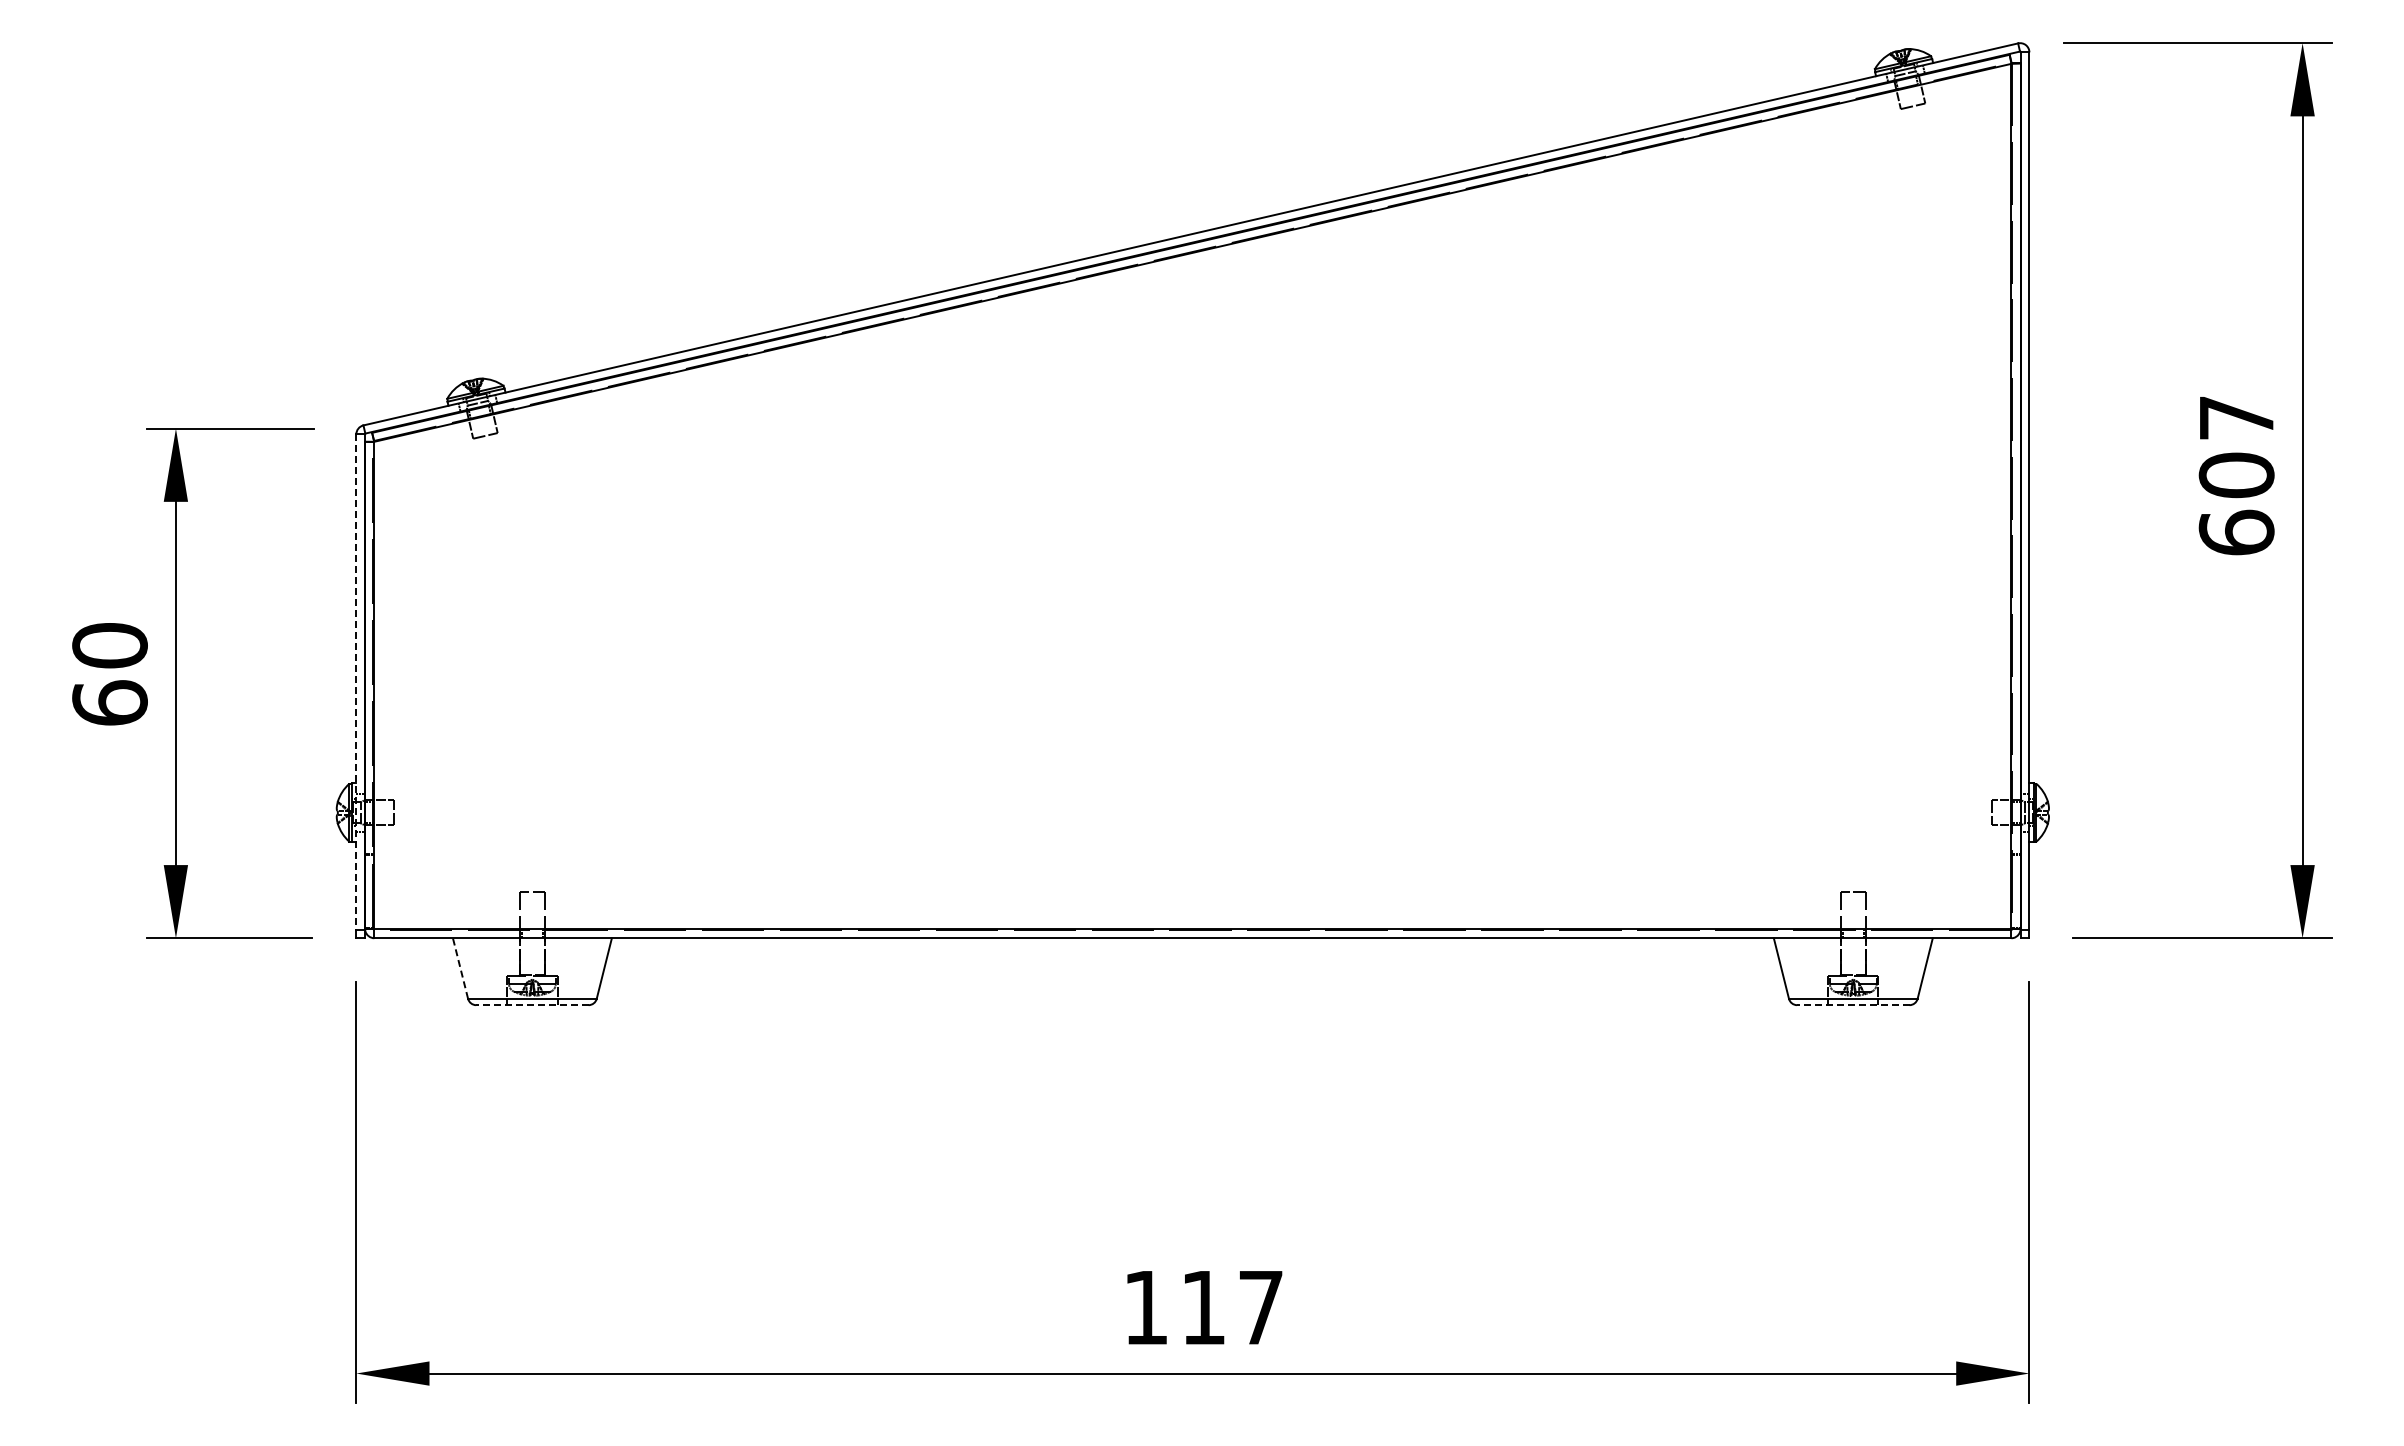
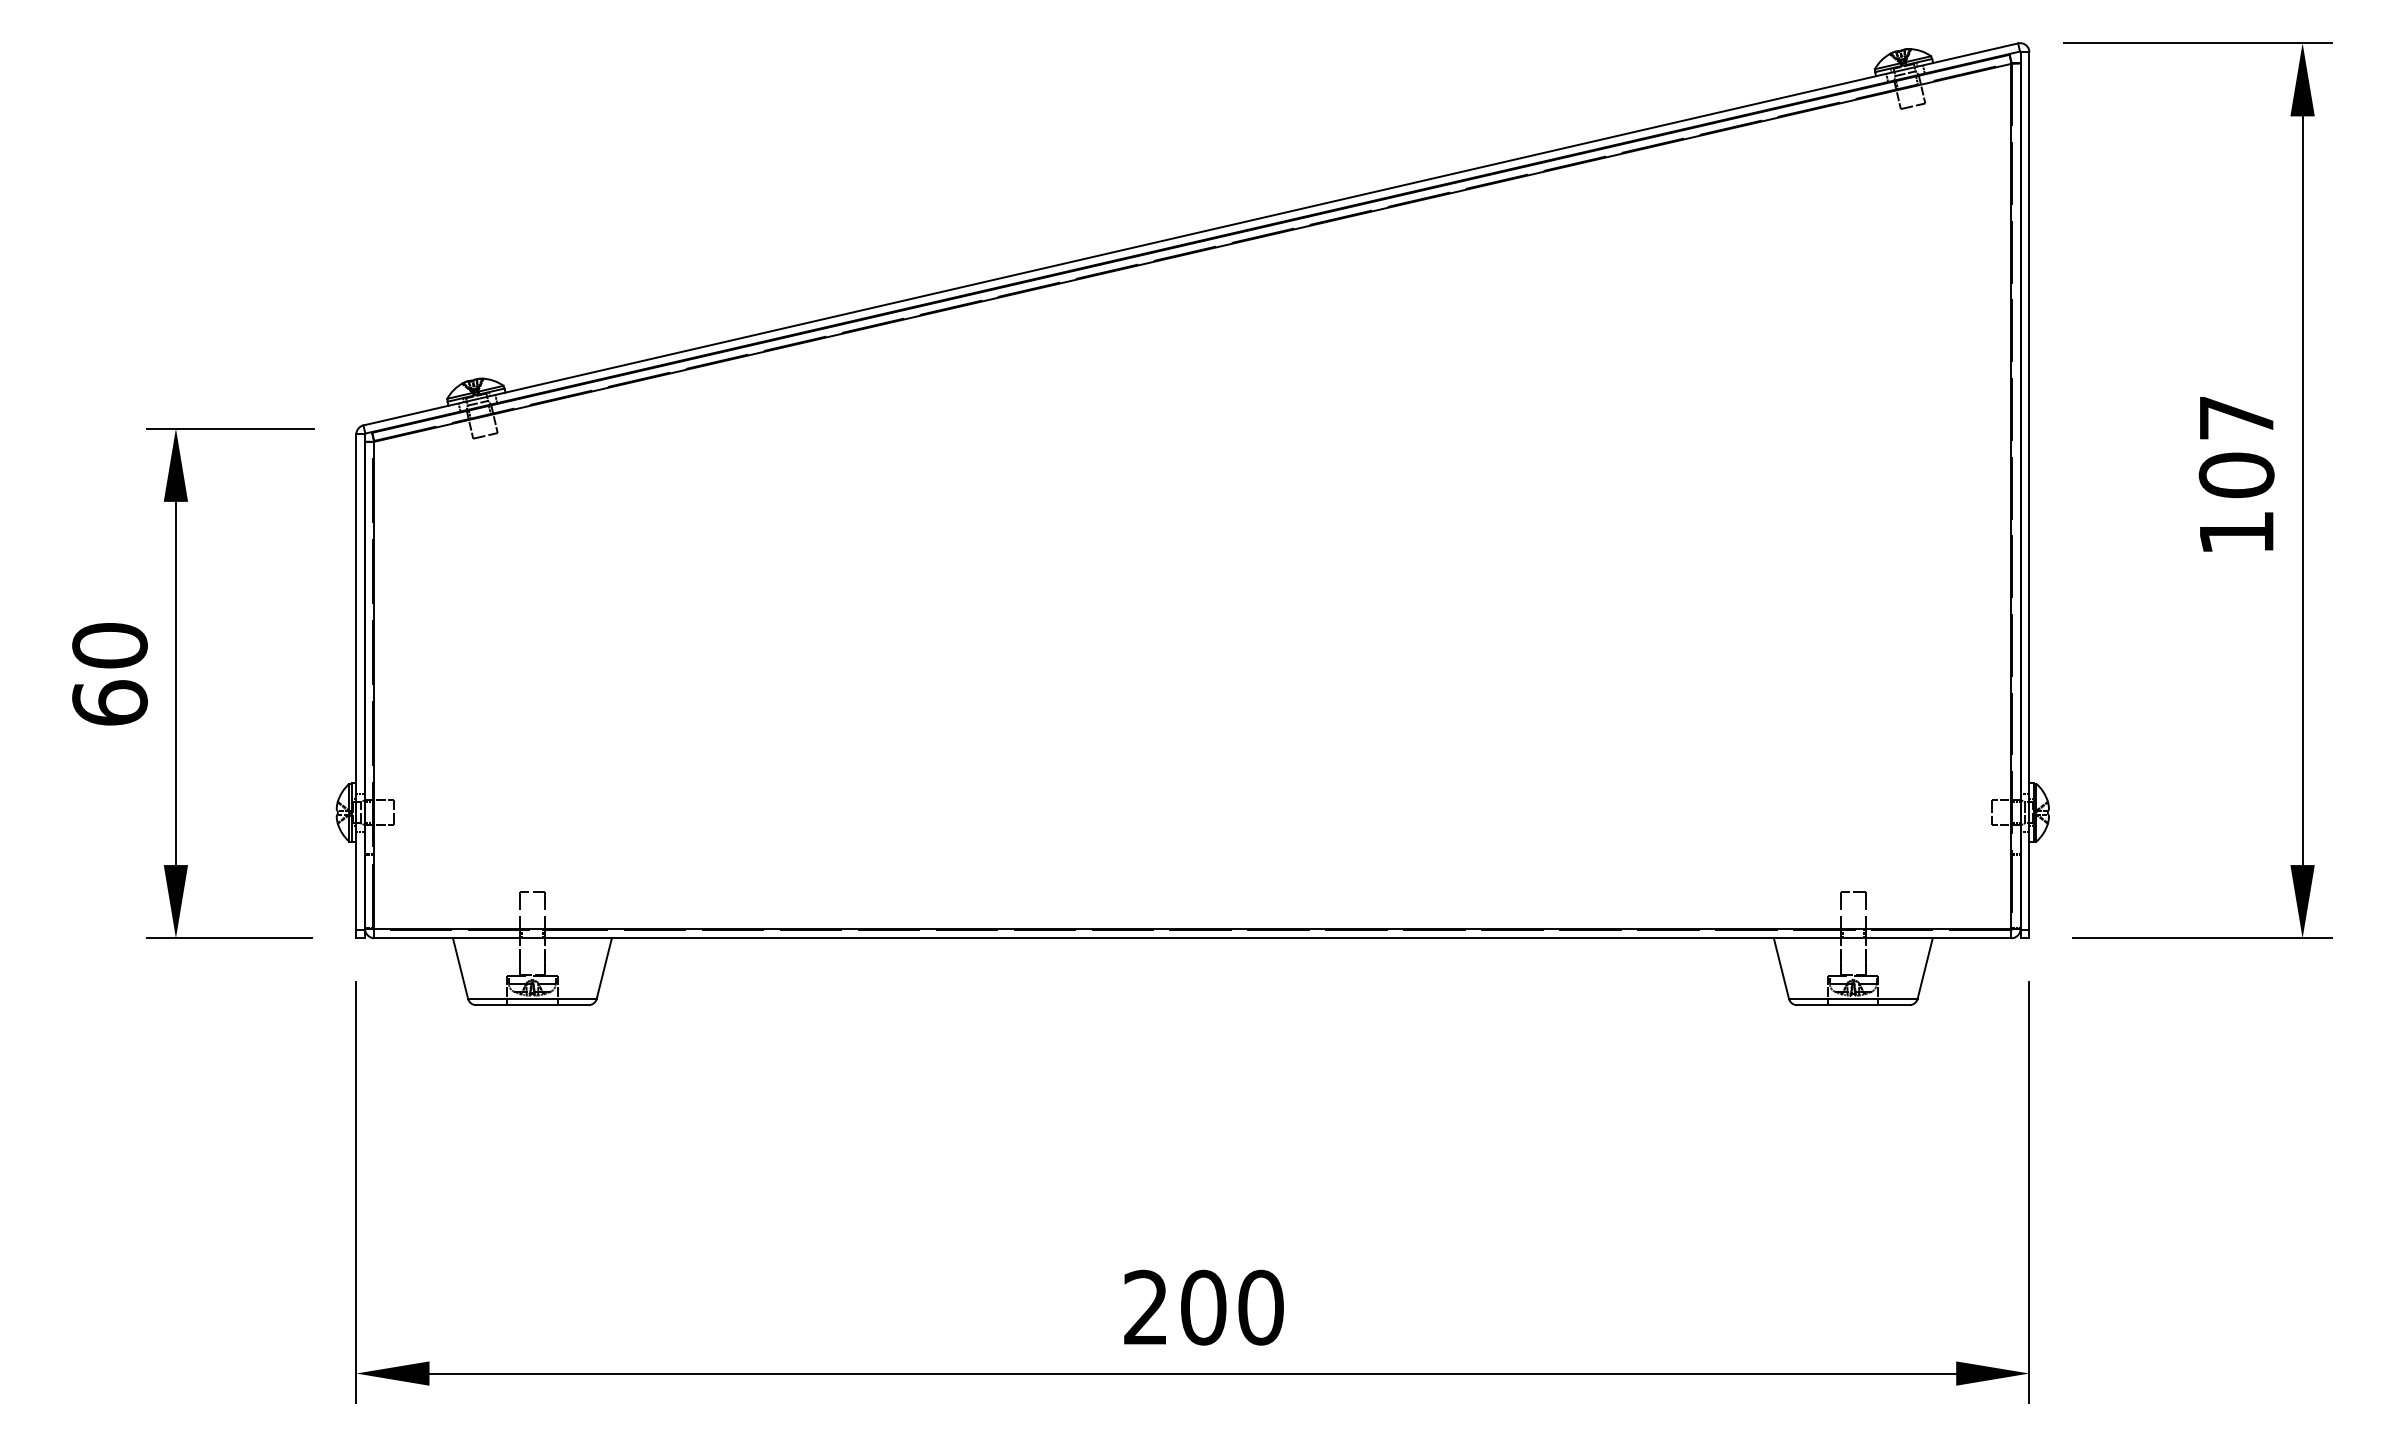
text: 607 -> 107 (2236, 532)
line: dashed -> solid (356, 682)
line: dashed -> solid (460, 968)
line: dashed -> solid (531, 1005)
line: dashed -> solid (1852, 1005)
text: 117 -> 200 (1203, 1307)
